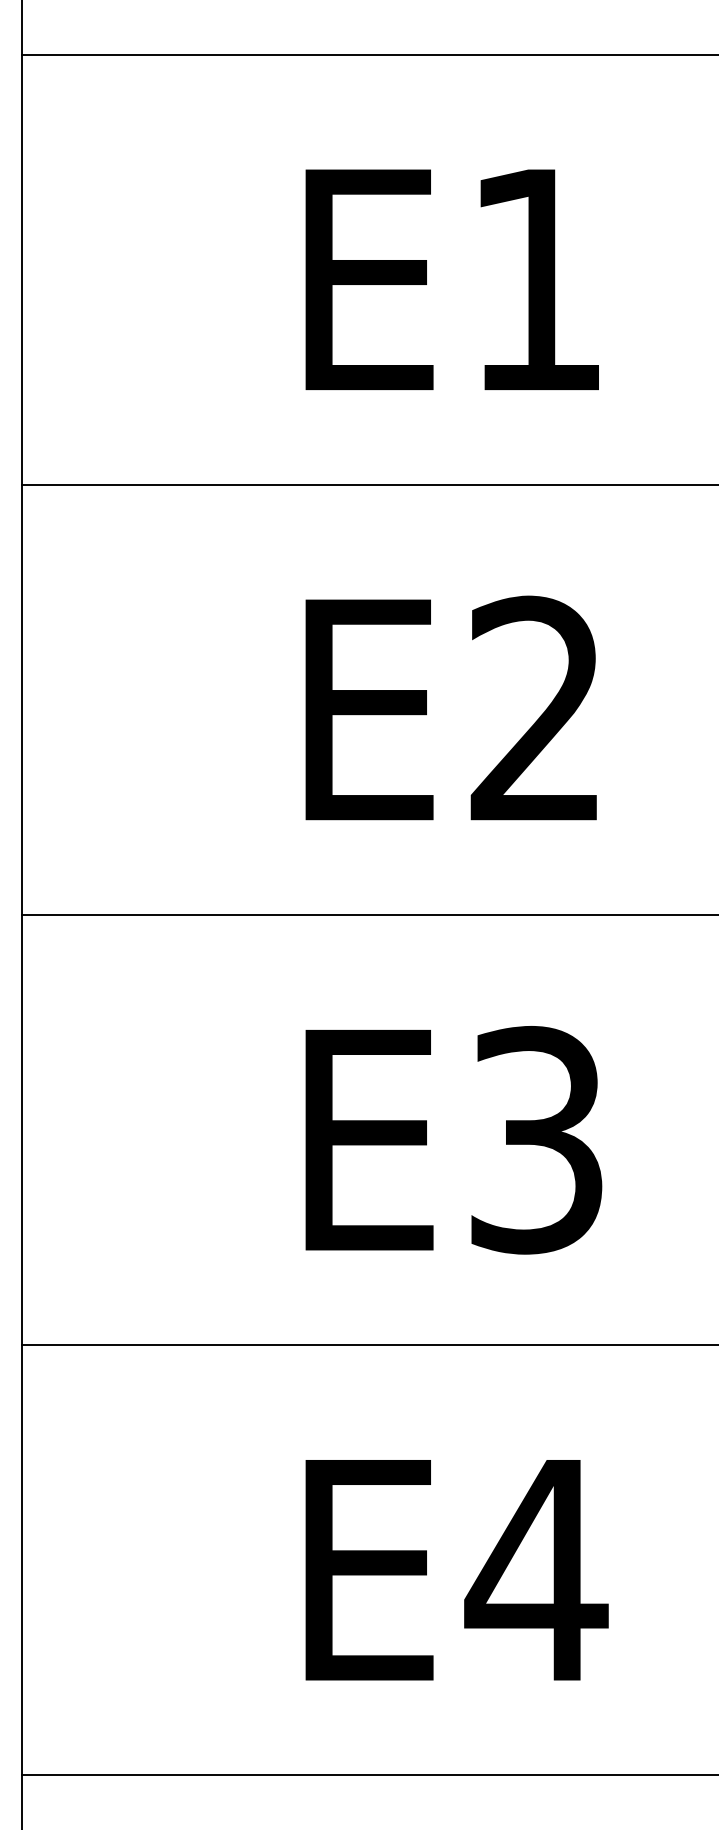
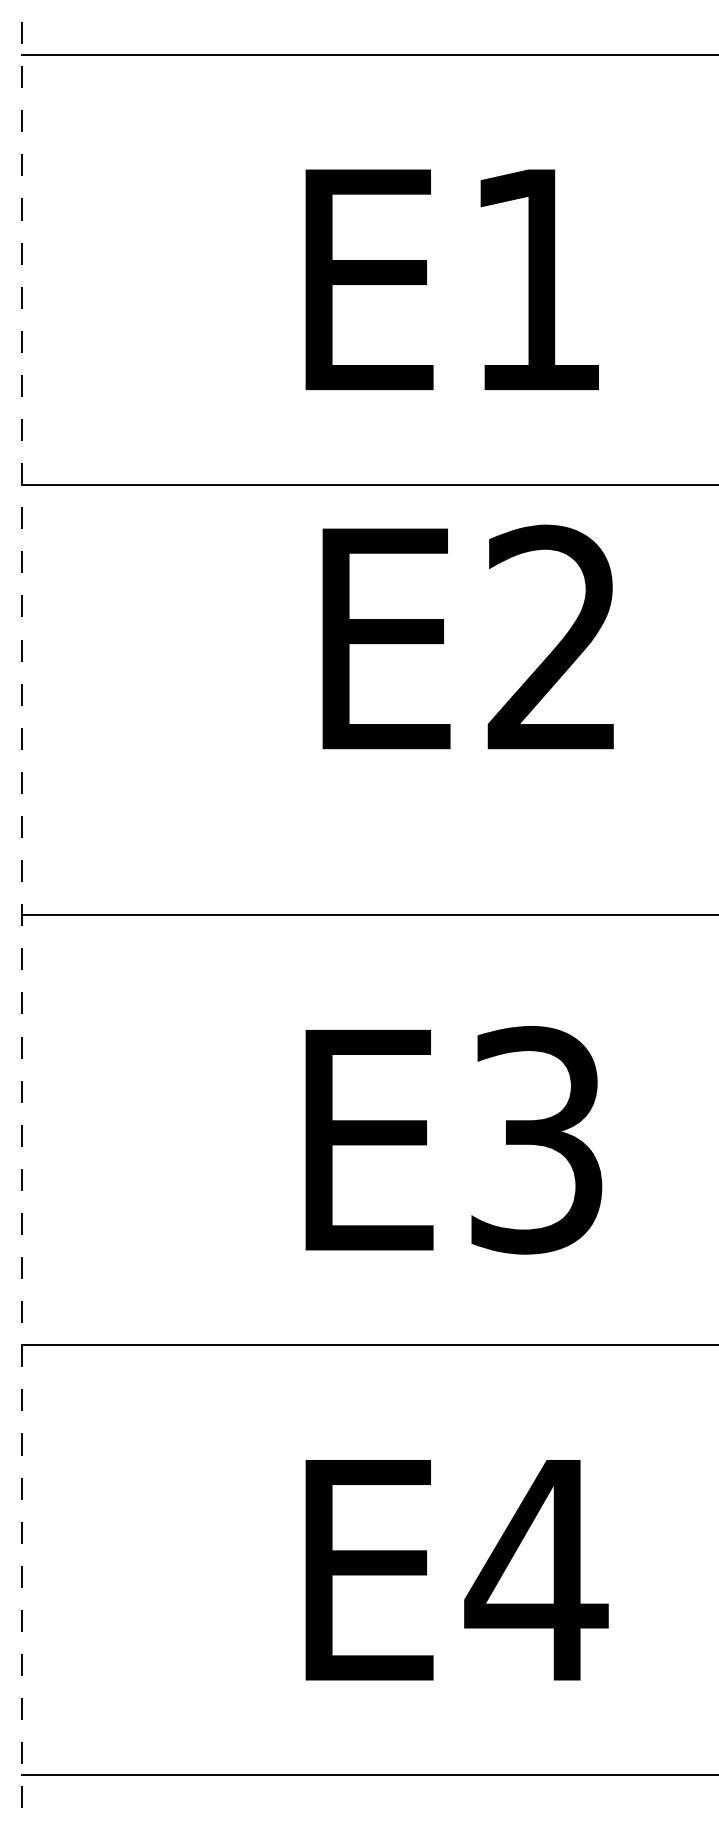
text position: (450, 707) -> (467, 636) (467, 636)
line: solid -> dashed (21, 914)
